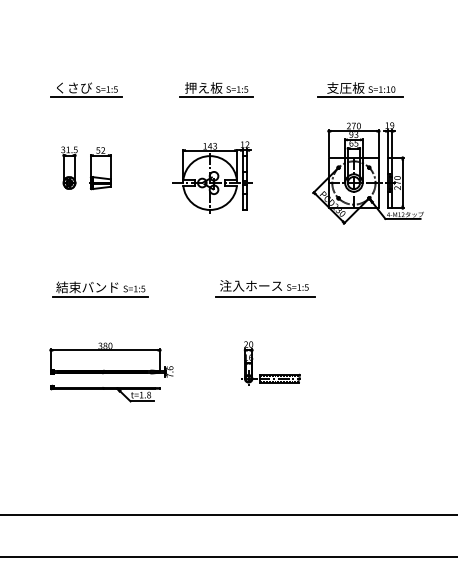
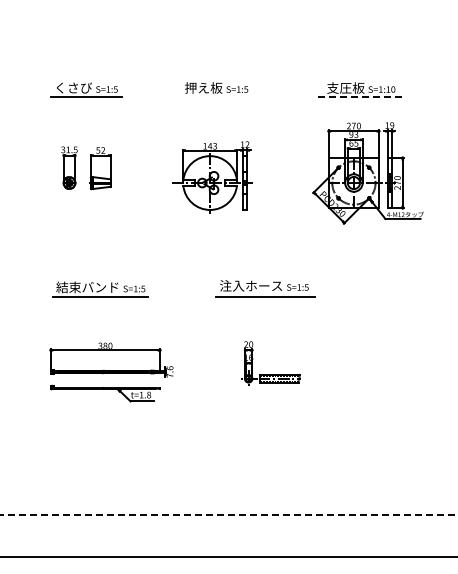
line: present -> none (216, 97)
line: solid -> dashed (361, 97)
line: solid -> dashed (228, 515)
